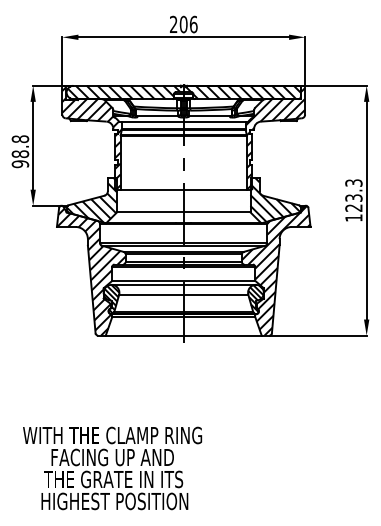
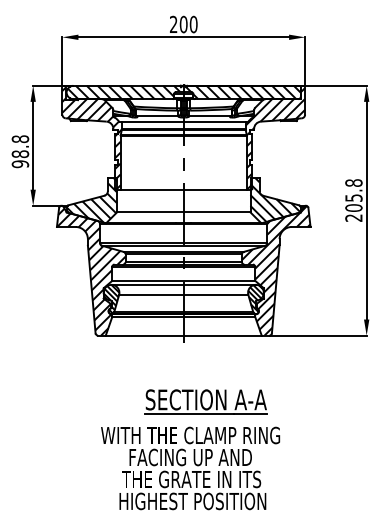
text: 206 -> 200 (193, 23)
text: 123.3 -> 205.8 (353, 200)
part: none -> present (205, 401)
text position: (112, 468) -> (190, 468) (190, 468)
